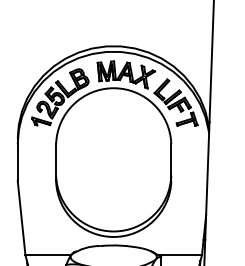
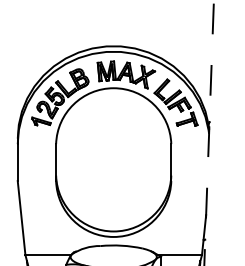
line: solid -> dashed (209, 133)
